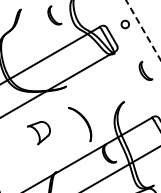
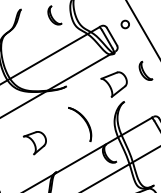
line: dashed -> solid (143, 30)
part: none -> present (113, 84)
part position: (38, 133) -> (34, 143) (34, 143)
